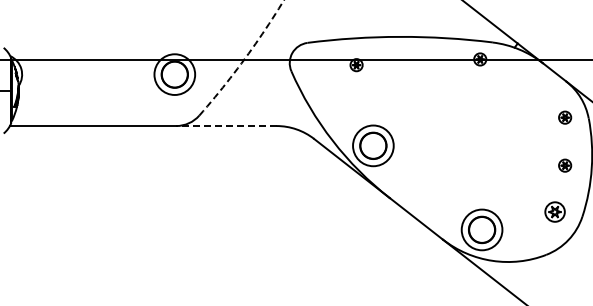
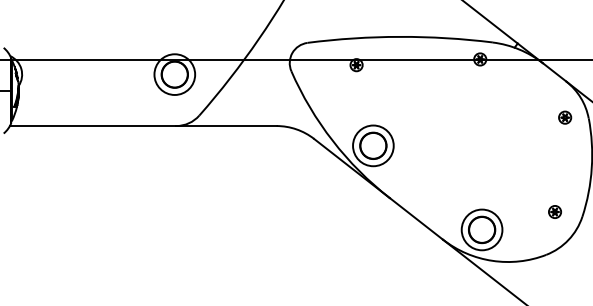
arc: dashed -> solid (244, 58)
line: dashed -> solid (225, 126)
part: present -> none (565, 165)
part size: 22x22 px -> 14x14 px (554, 211)
